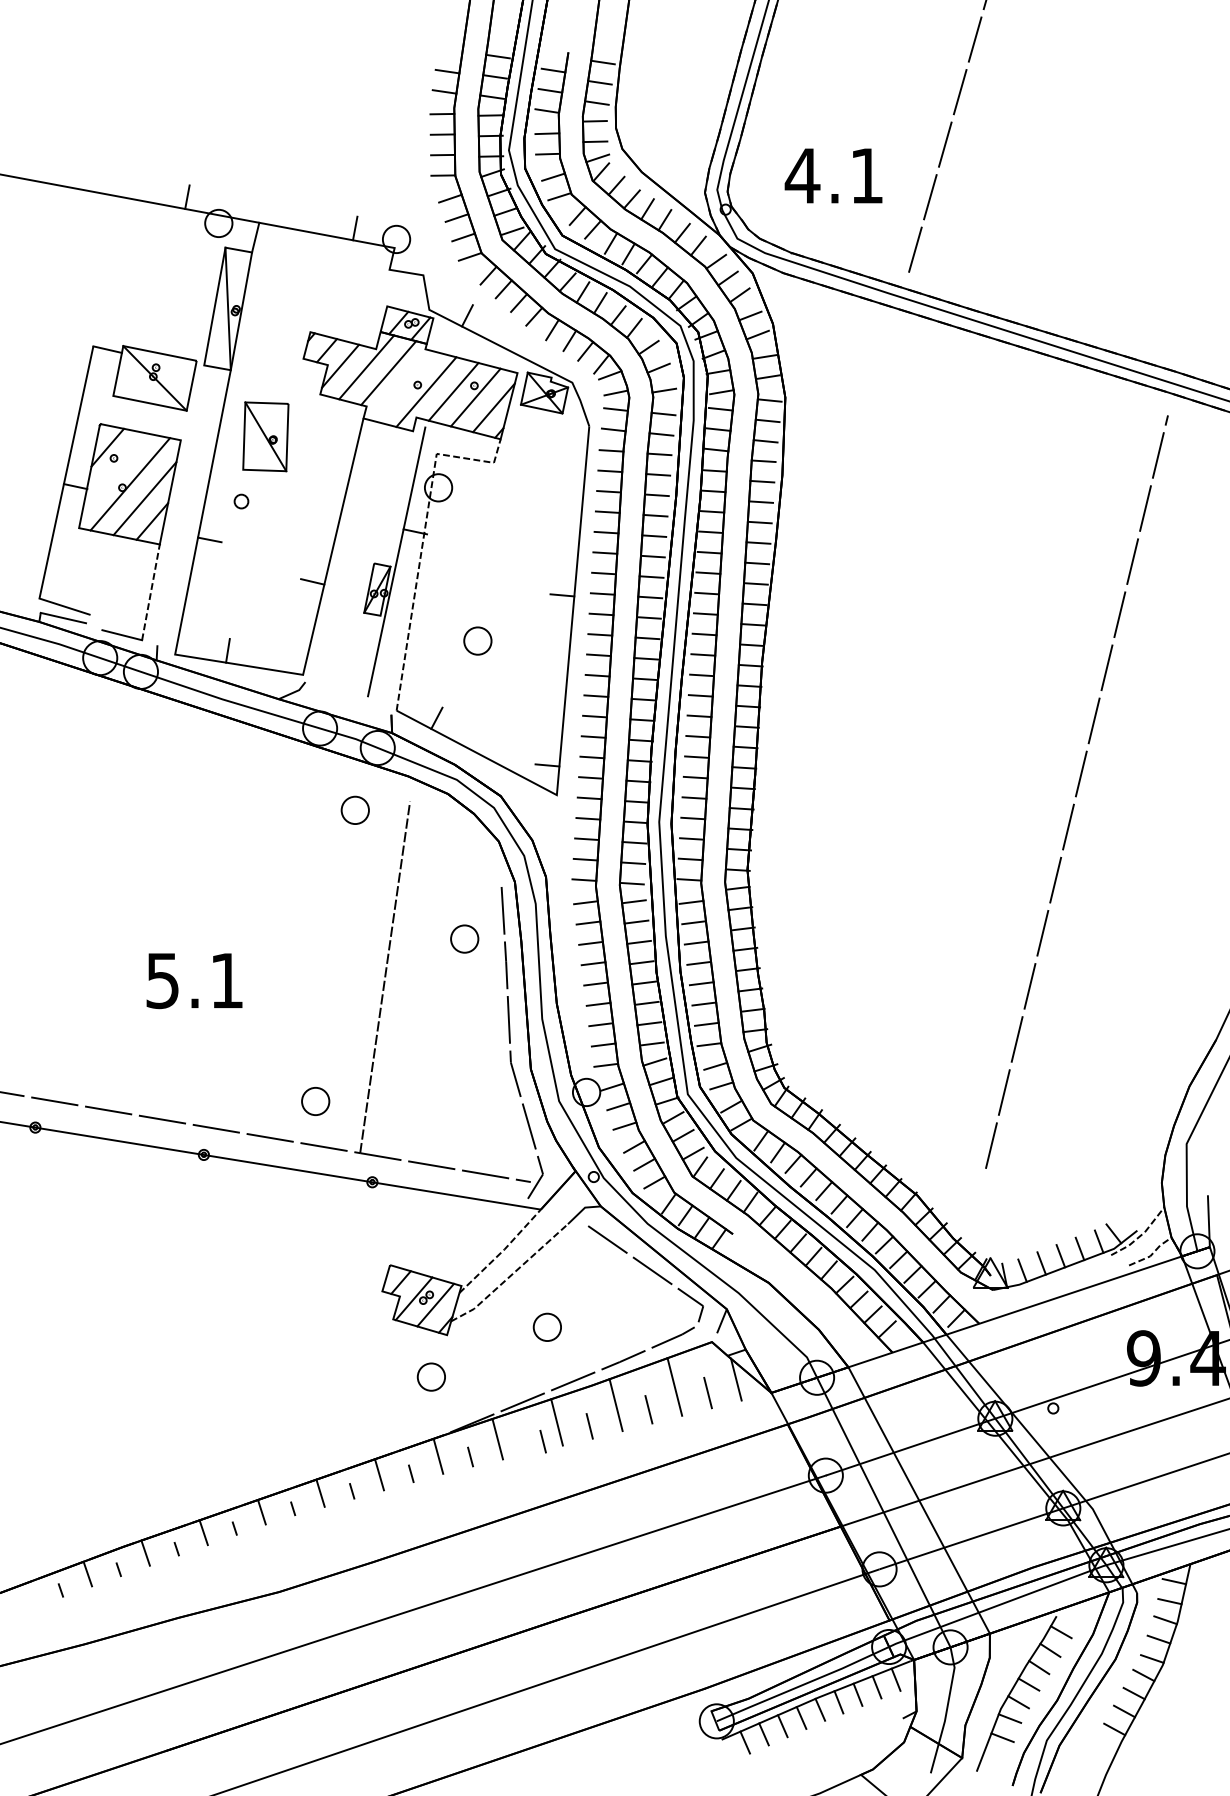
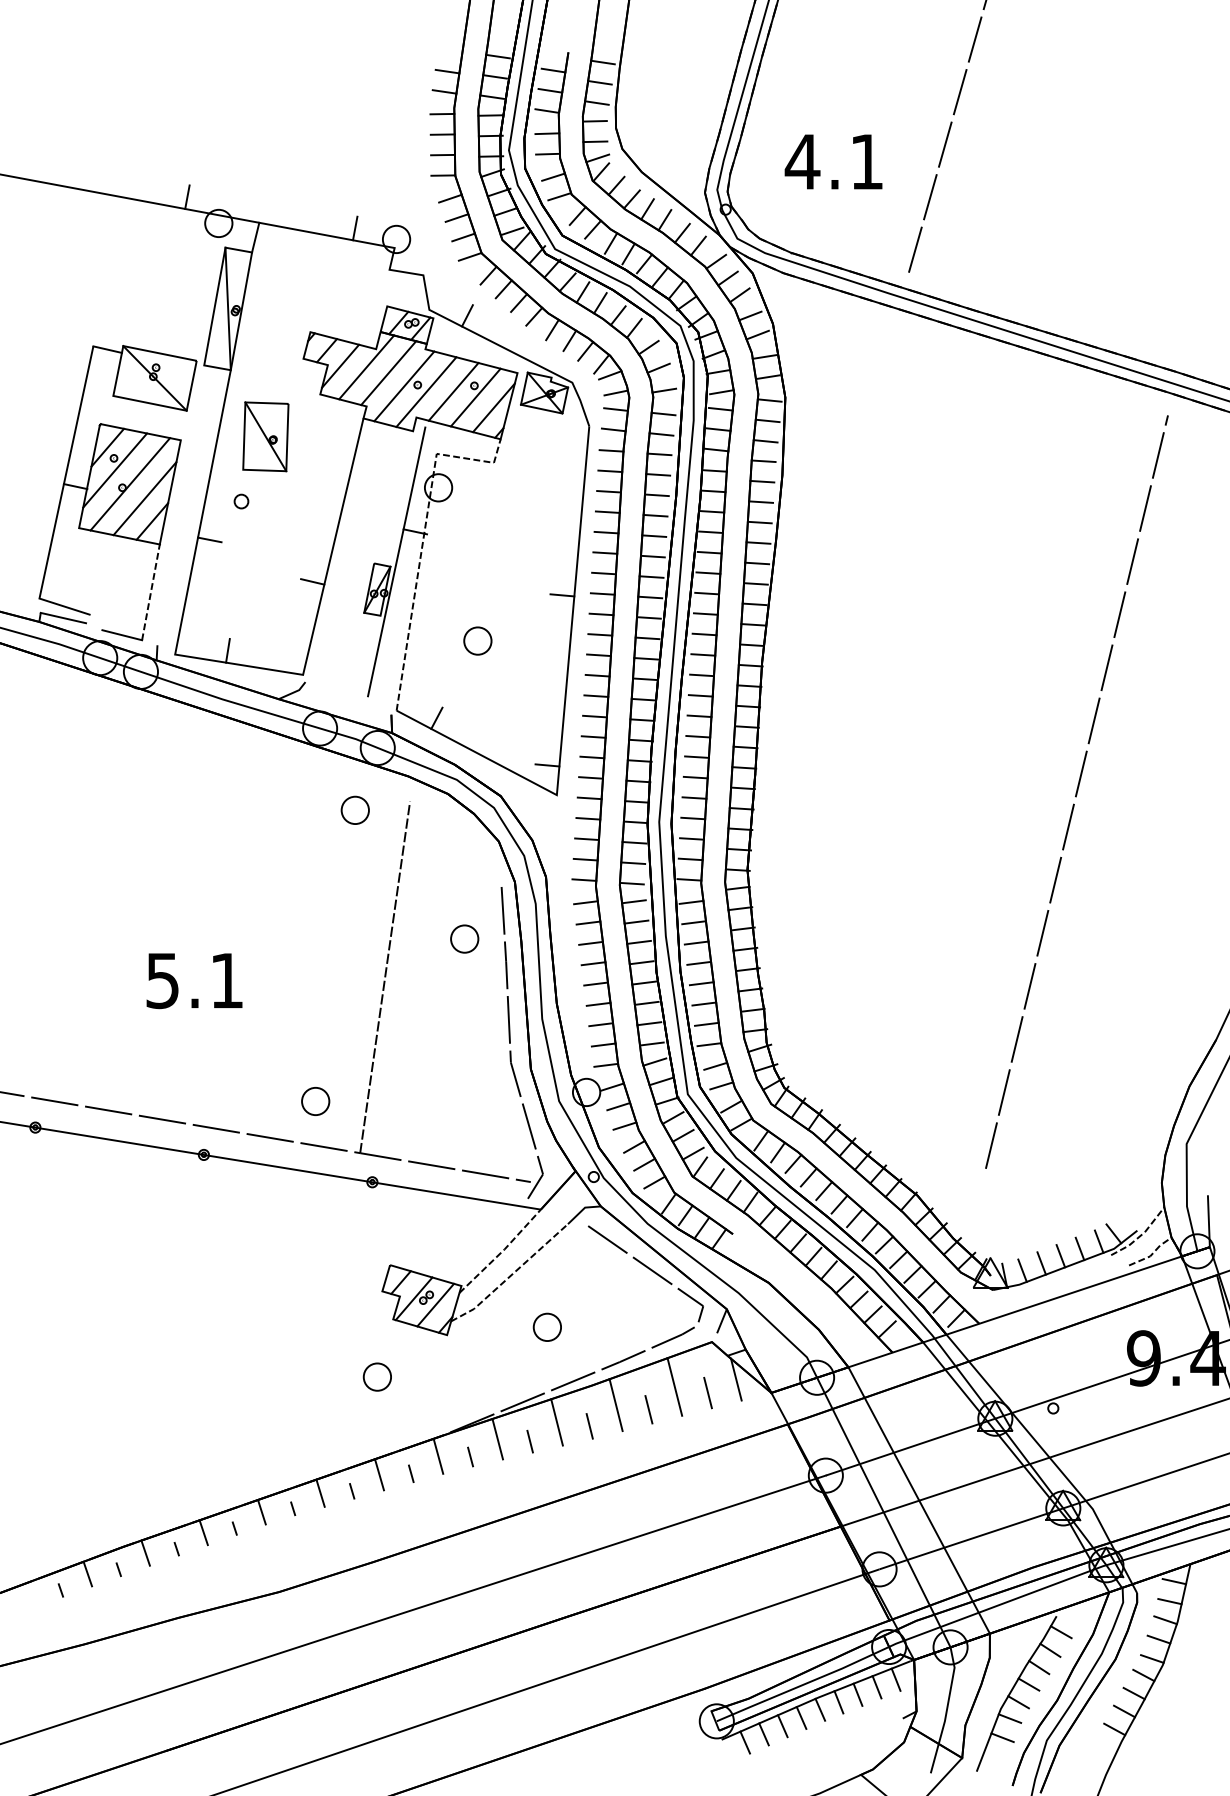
text position: (833, 175) -> (833, 161) (833, 161)
line: none -> present (404, 386)
line: none -> present (115, 470)
part position: (430, 1376) -> (376, 1376) (376, 1376)
line position: (542, 1441) -> (529, 1441) (529, 1441)
